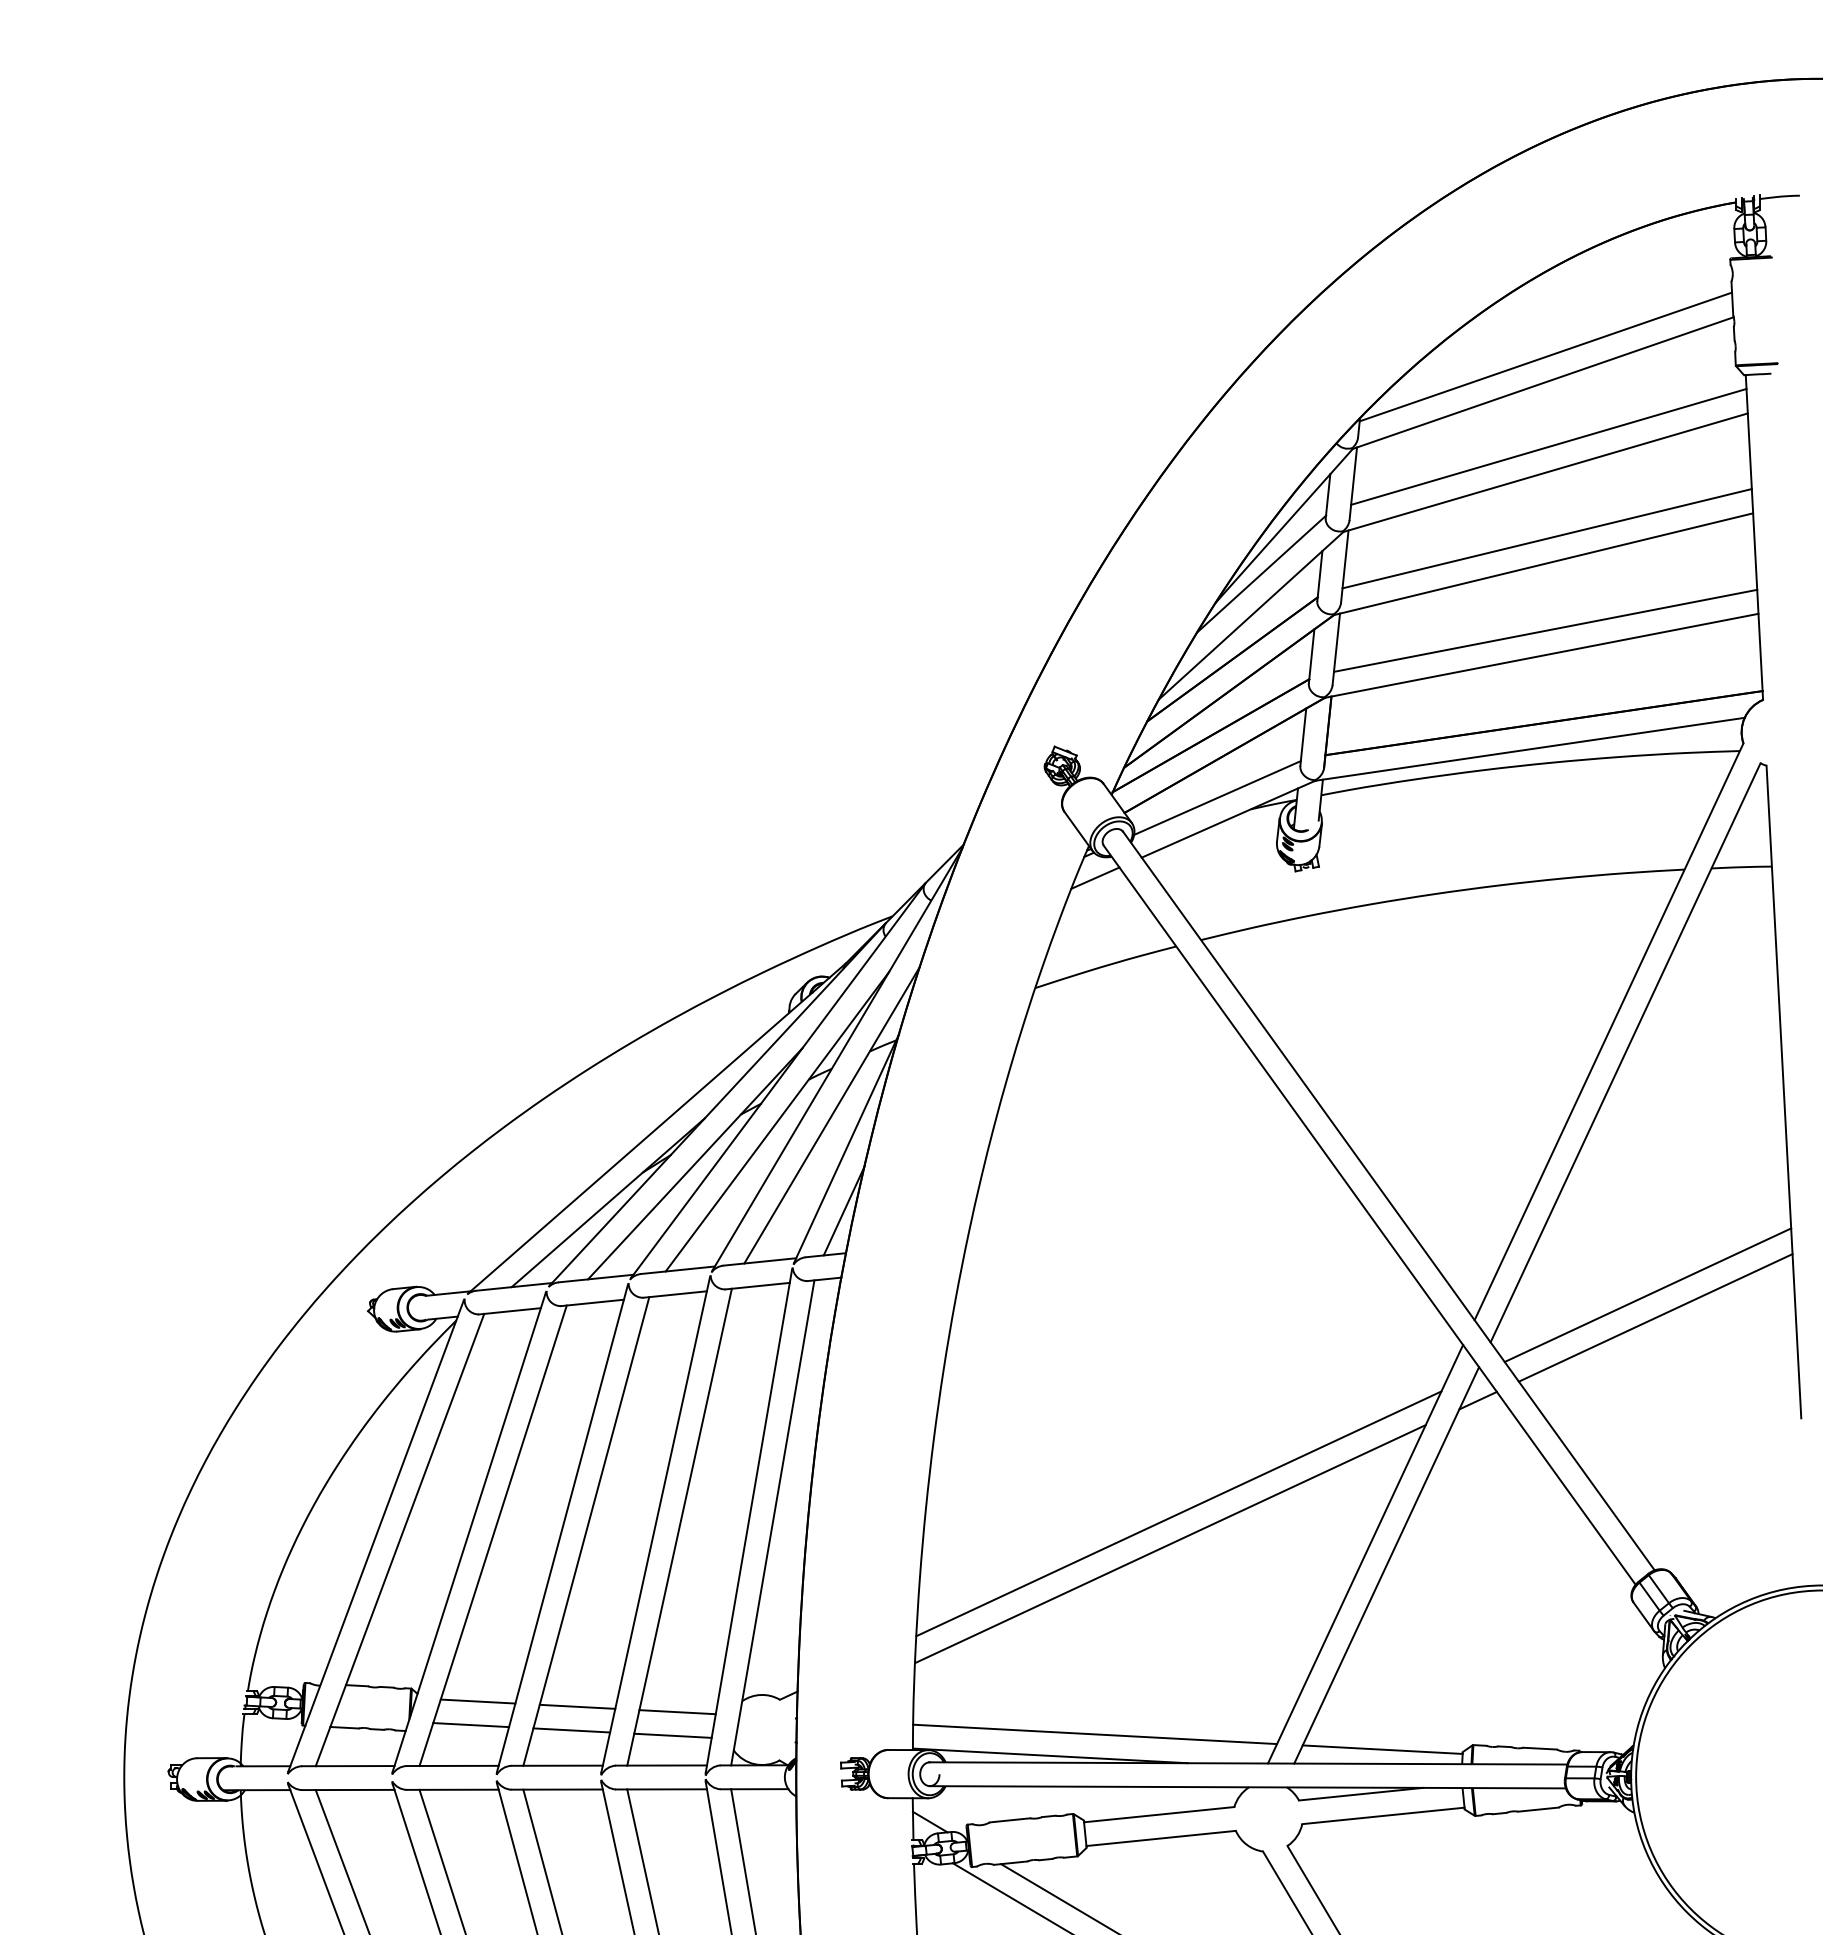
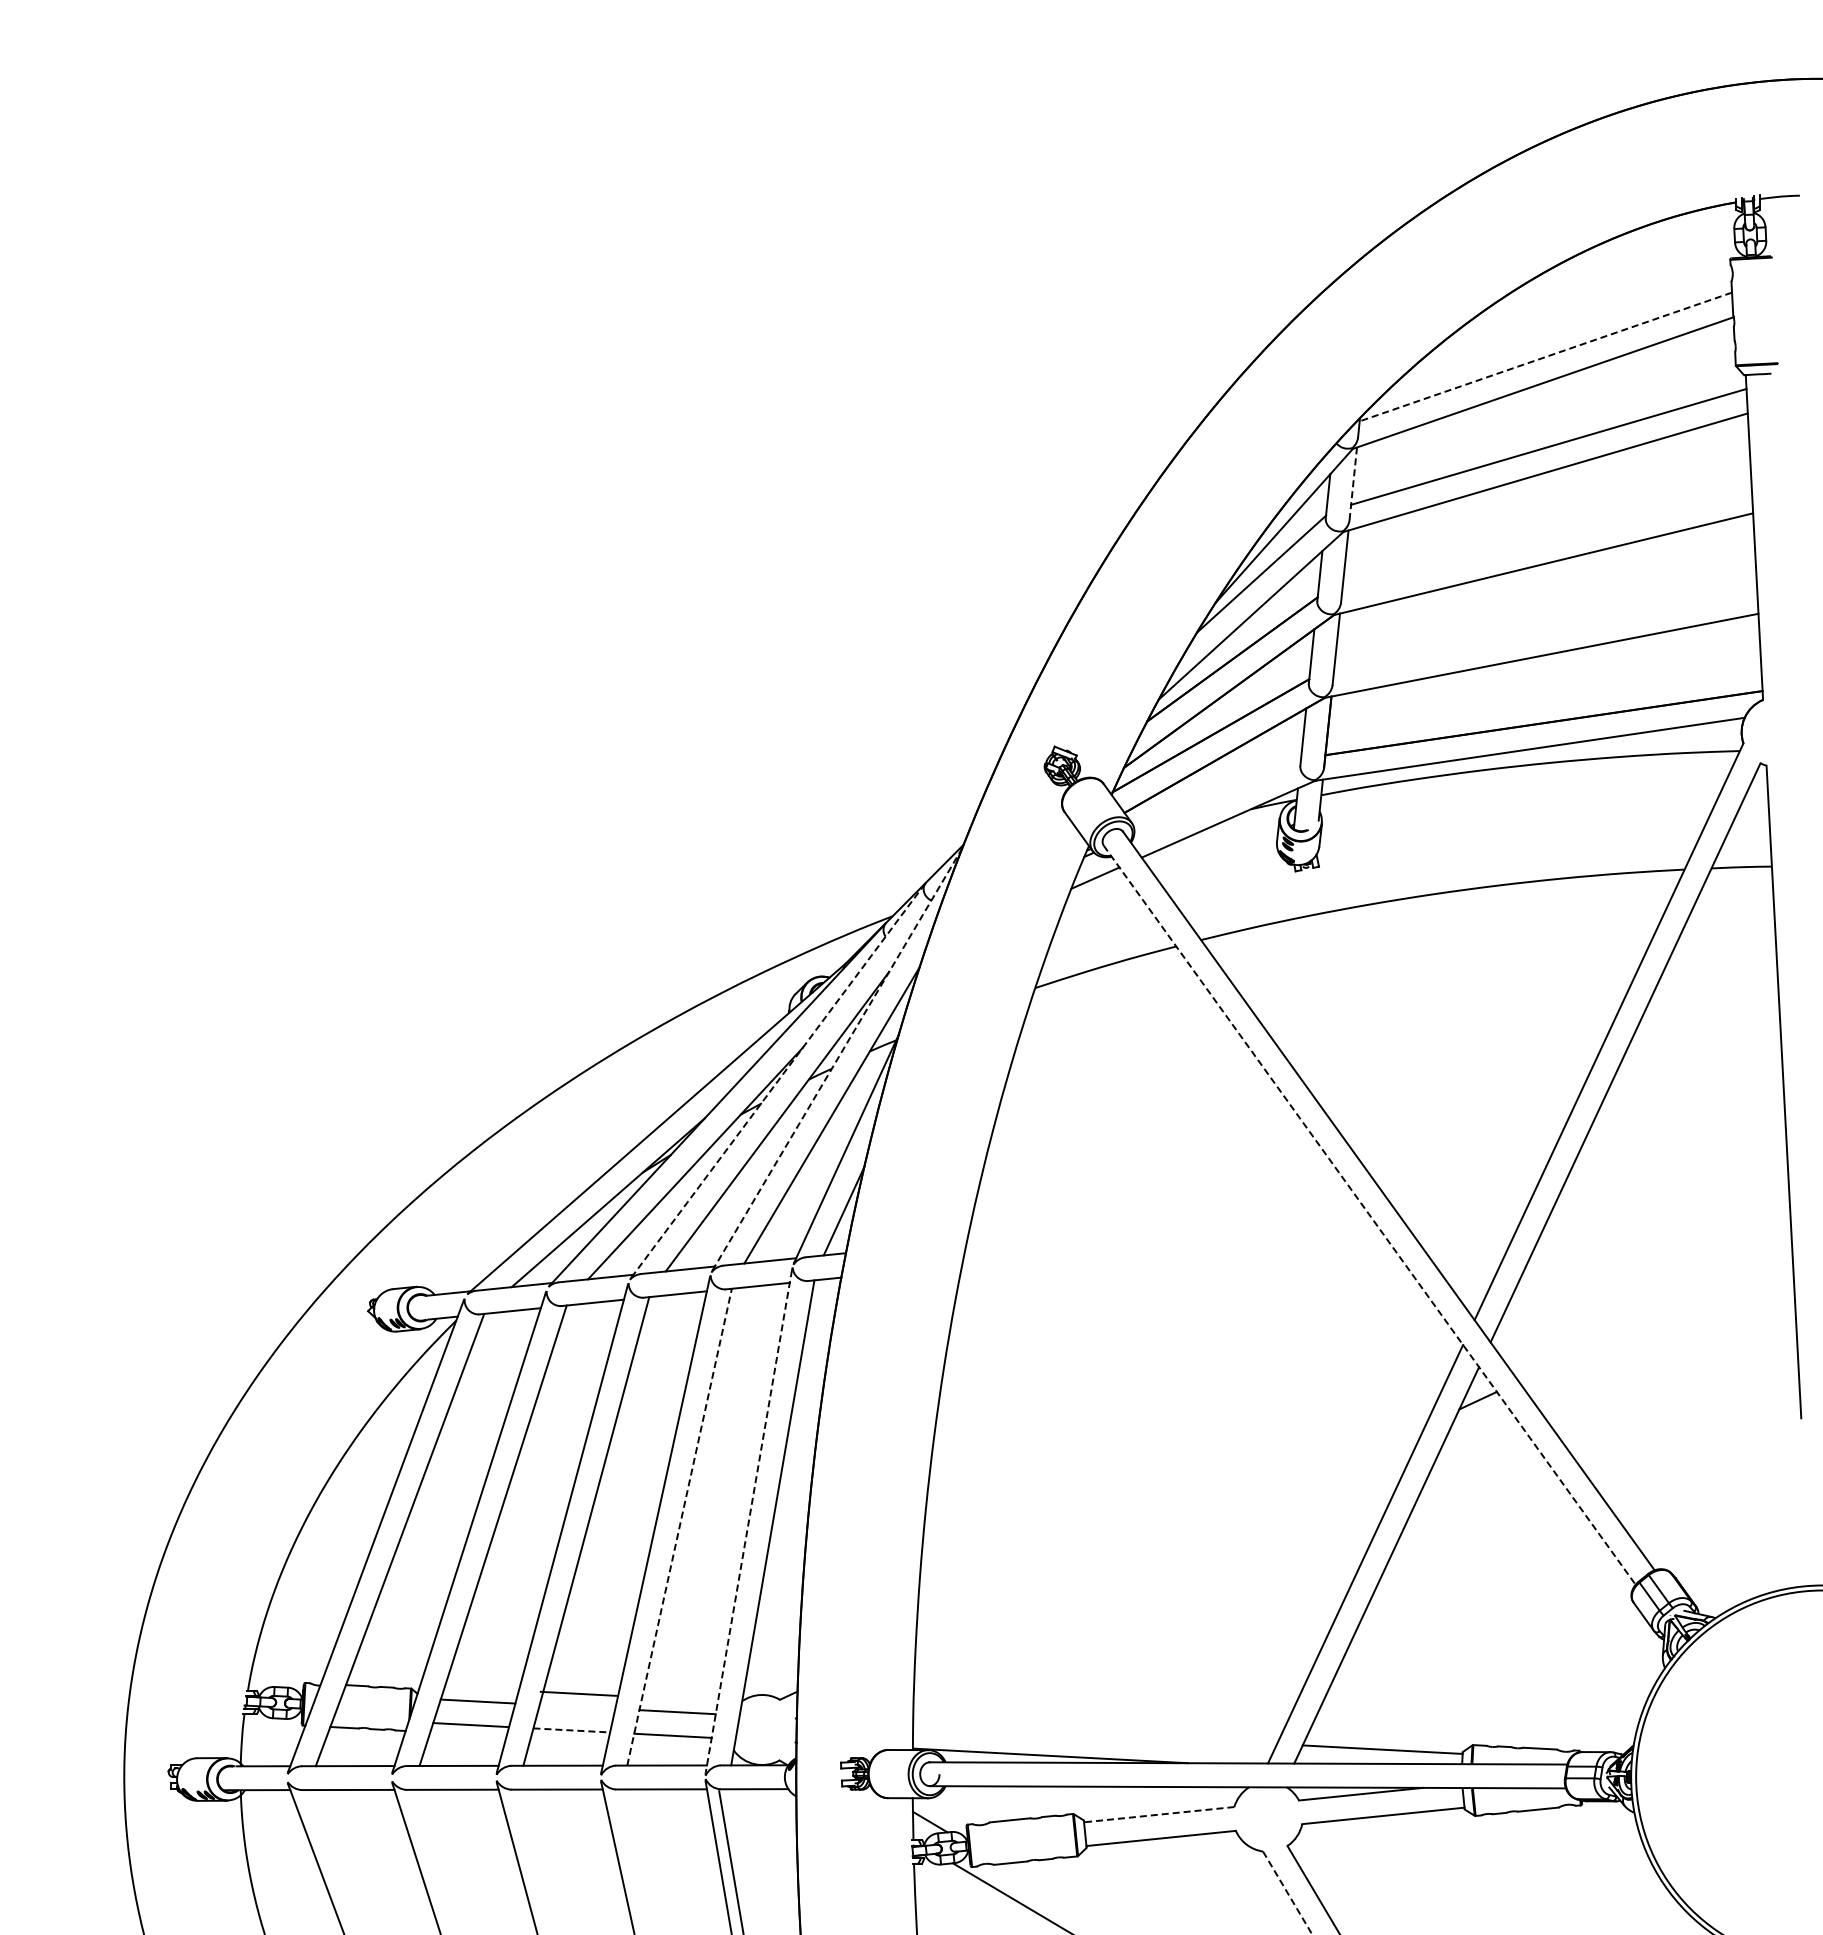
line: solid -> dashed (1545, 357)
line: solid -> dashed (1353, 483)
line: present -> none (1546, 538)
line: present -> none (1545, 630)
line: present -> none (1217, 797)
line: solid -> dashed (837, 1059)
line: solid -> dashed (778, 1080)
line: solid -> dashed (1370, 1215)
line: present -> none (1647, 1294)
line: present -> none (1655, 1317)
line: present -> none (1178, 1513)
line: solid -> dashed (748, 1521)
line: solid -> dashed (679, 1526)
line: present -> none (1170, 1544)
line position: (577, 1706) -> (578, 1693) (578, 1693)
line: solid -> dashed (572, 1730)
line: present -> none (1095, 1734)
line: solid -> dashed (1159, 1814)
line: present -> none (341, 1860)
line: present -> none (442, 1860)
line: present -> none (542, 1860)
line: present -> none (642, 1860)
line position: (743, 1860) -> (731, 1861) (731, 1861)
line: solid -> dashed (1288, 1893)
line: present -> none (1057, 1897)
